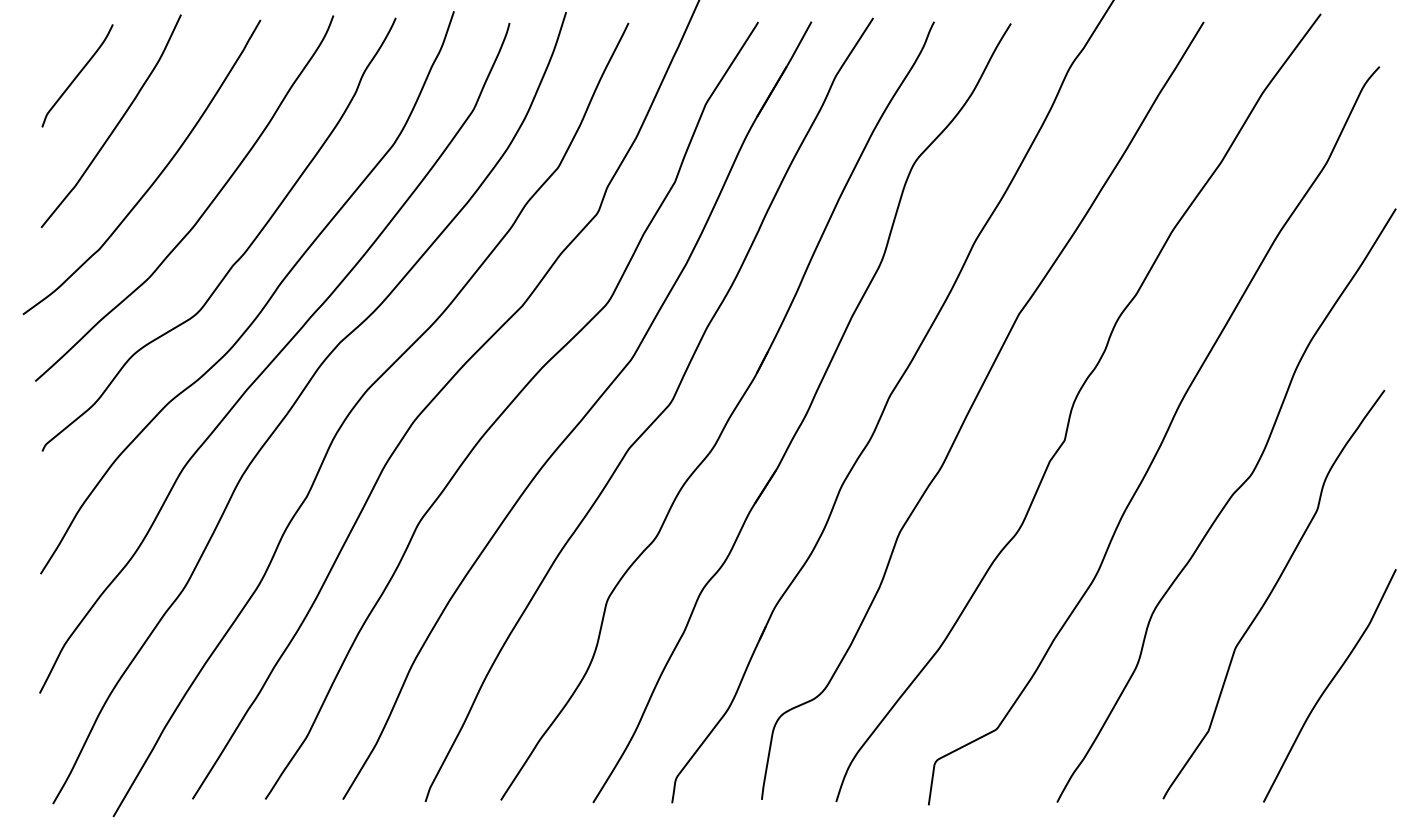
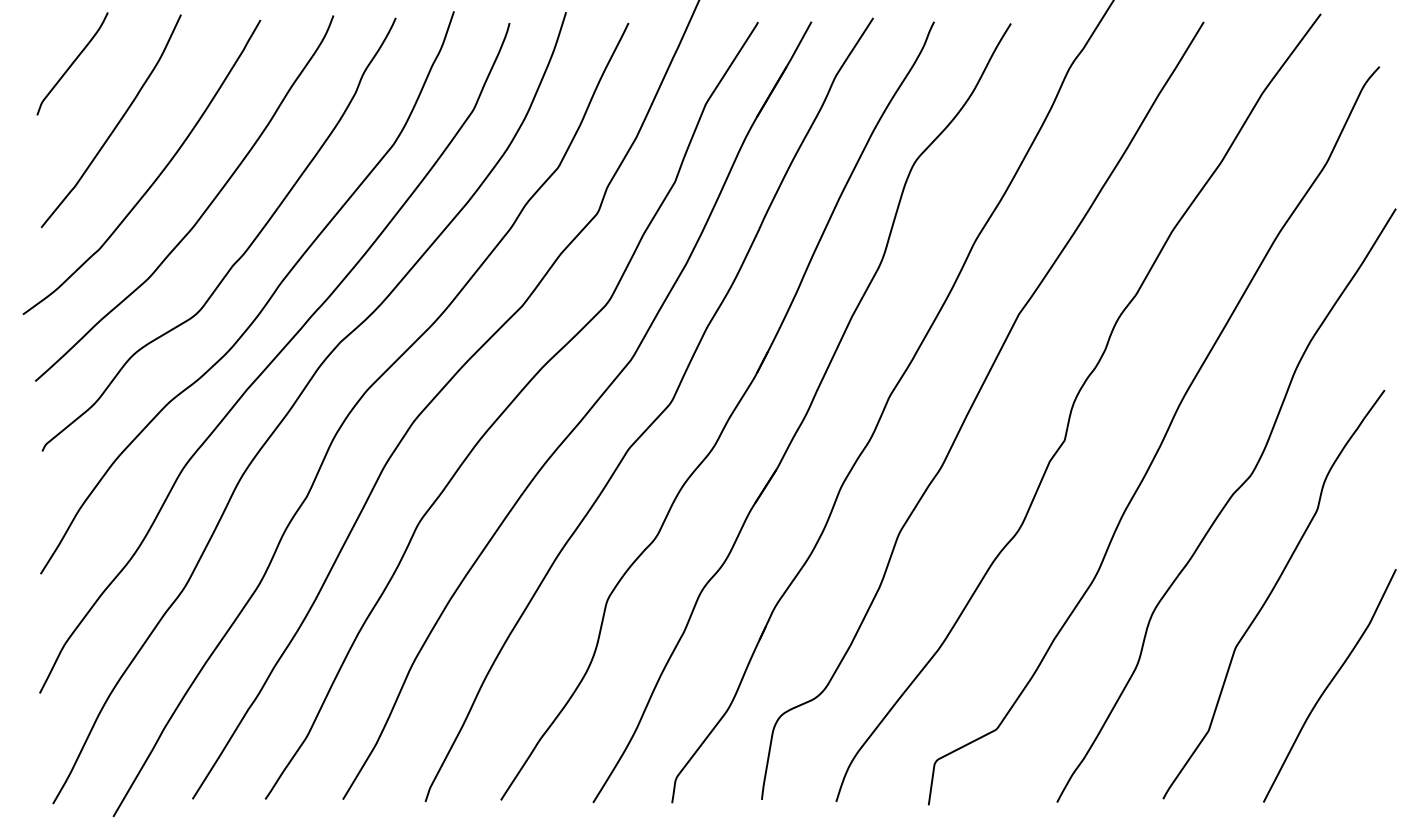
curve position: (77, 75) -> (72, 63) (72, 63)
